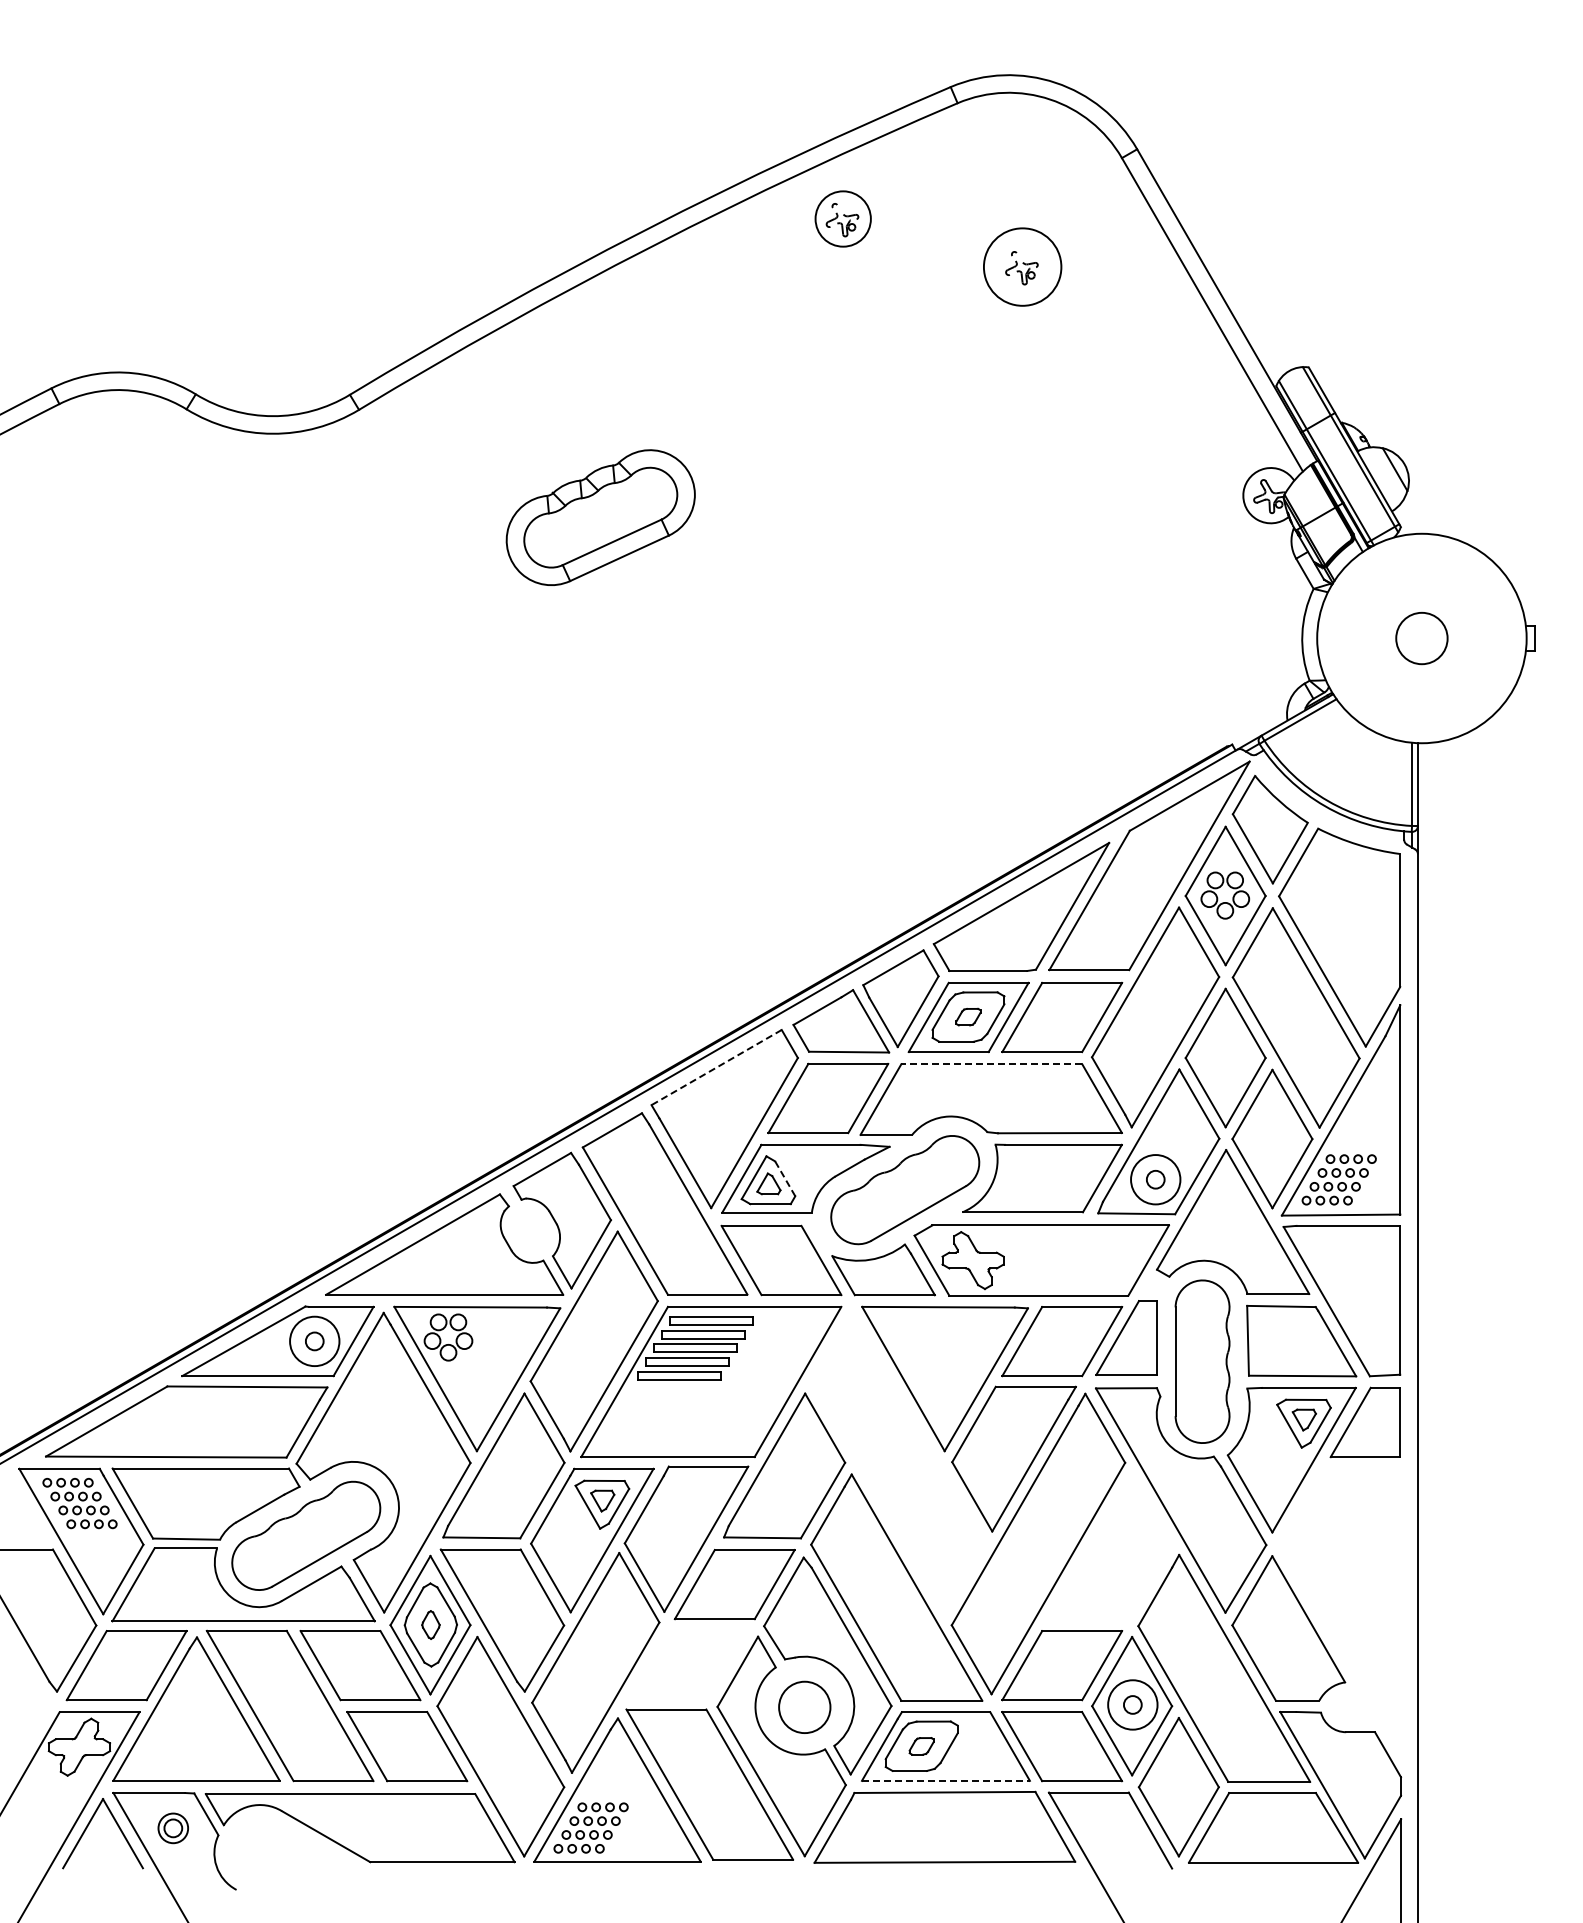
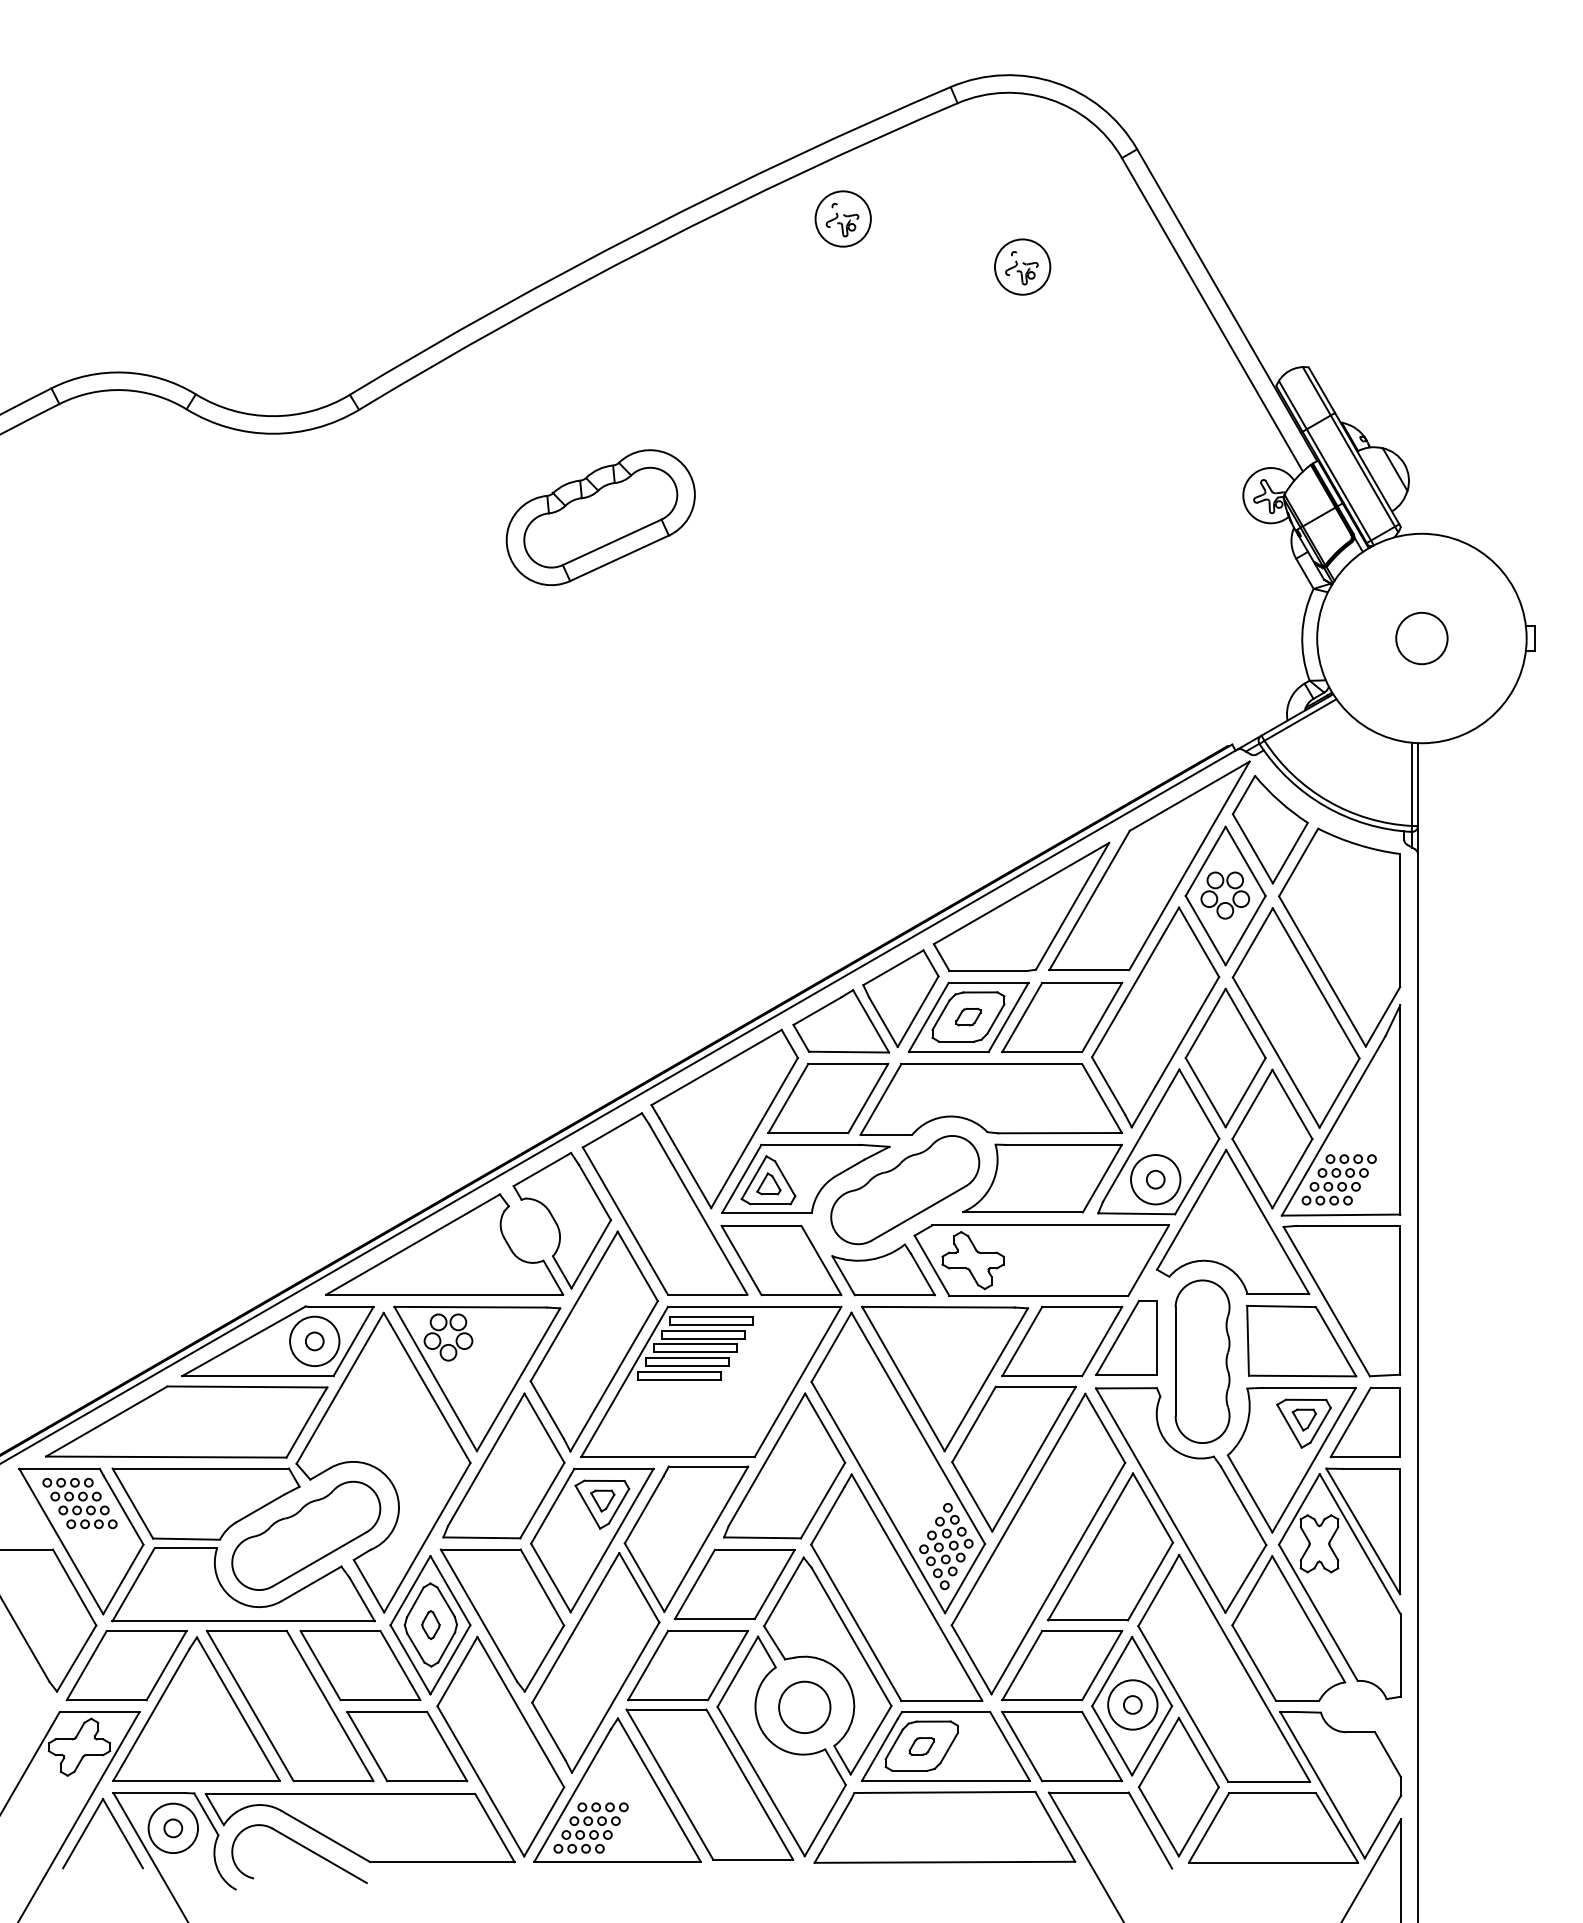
circle diameter: 77 px -> 55 px (1022, 266)
line: dashed -> solid (991, 1064)
line: dashed -> solid (716, 1067)
line: dashed -> solid (784, 1178)
part: none -> present (898, 1462)
part: none -> present (1110, 1546)
part: none -> present (1339, 1583)
part: none -> present (687, 1665)
line: dashed -> solid (945, 1780)
circle diameter: 30 px -> 49 px (173, 1828)
part: none -> present (304, 1848)
